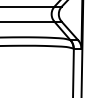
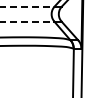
line: solid -> dashed (27, 6)
line: solid -> dashed (27, 21)
